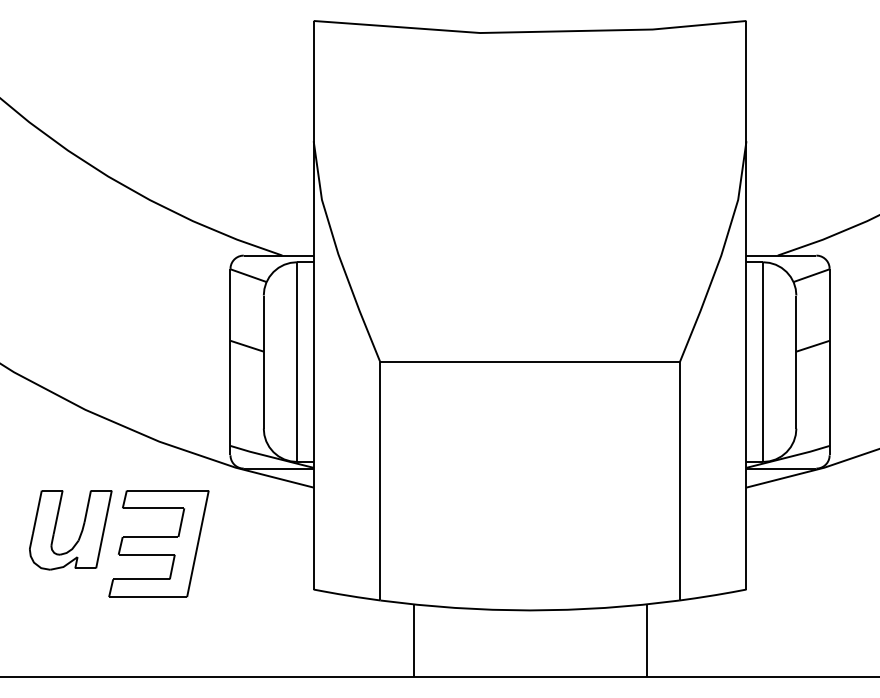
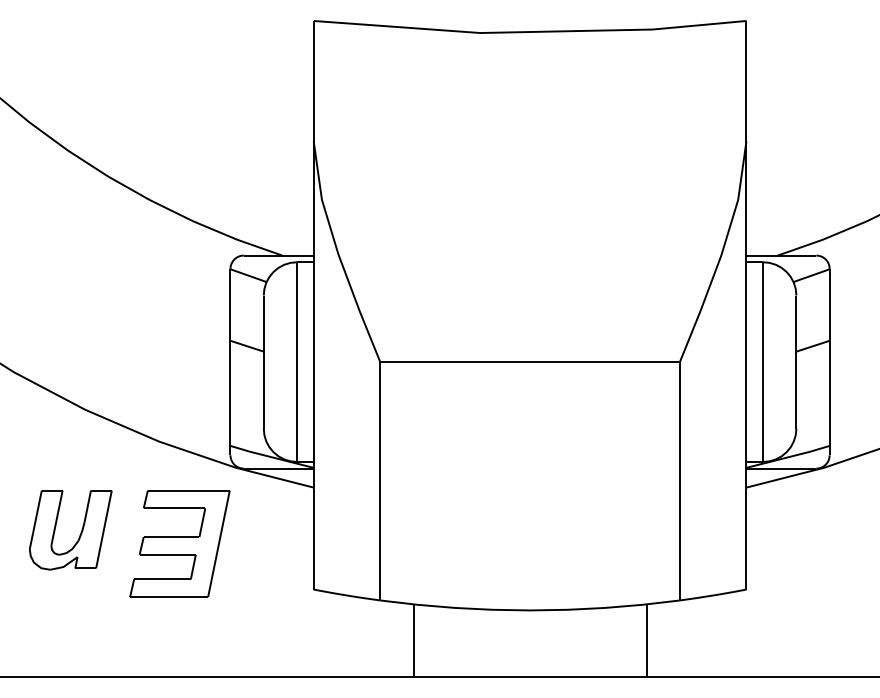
part position: (158, 543) -> (179, 543) (179, 543)
